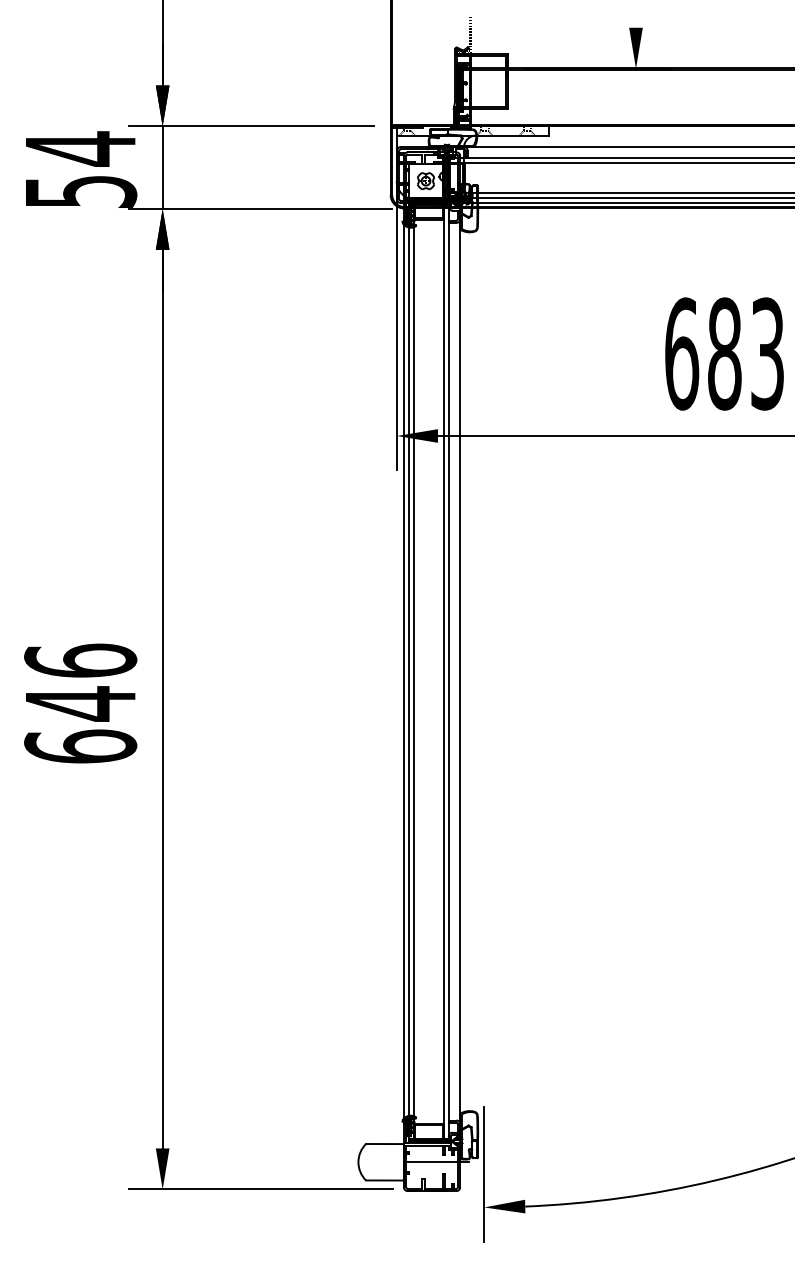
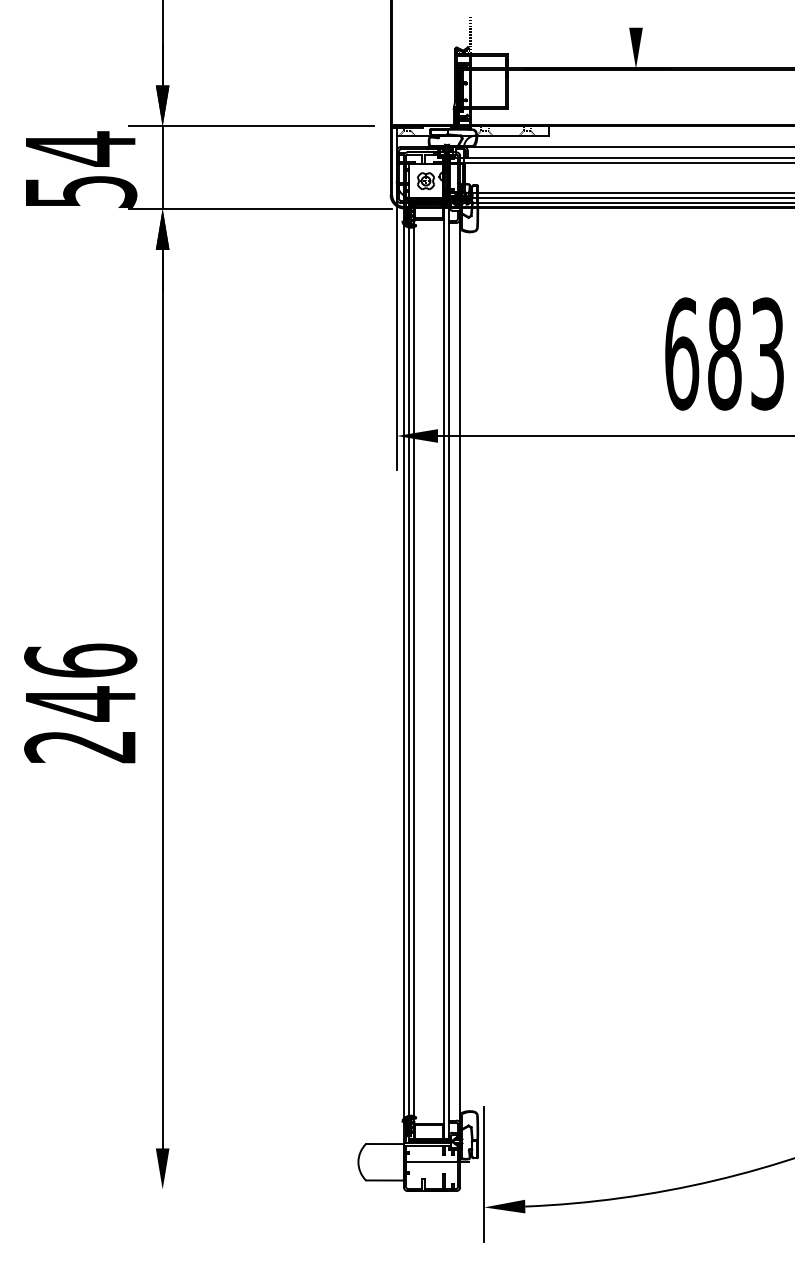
text: 646 -> 246 (80, 746)
line: present -> none (260, 1189)
